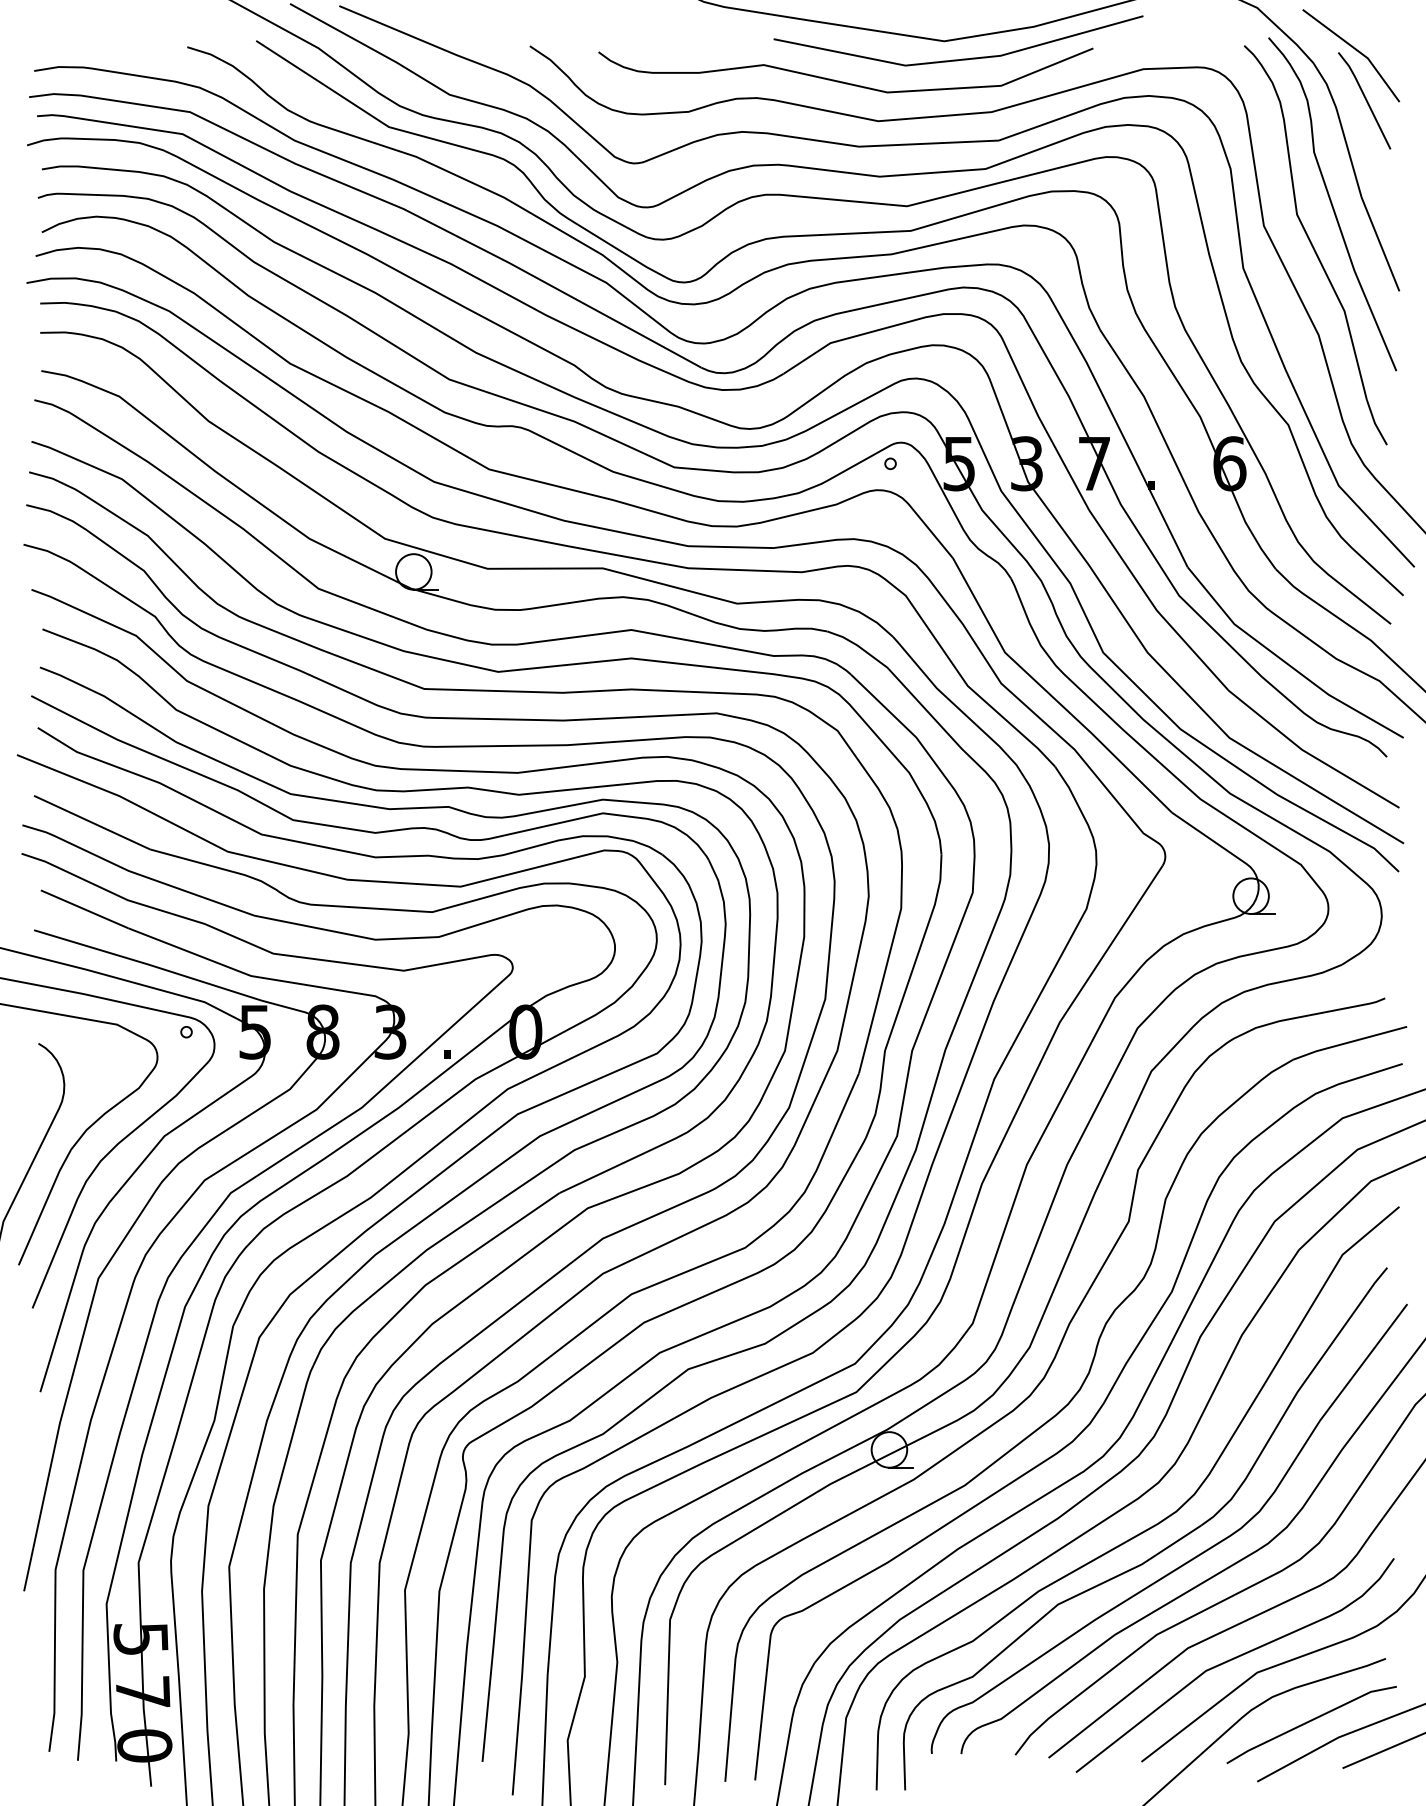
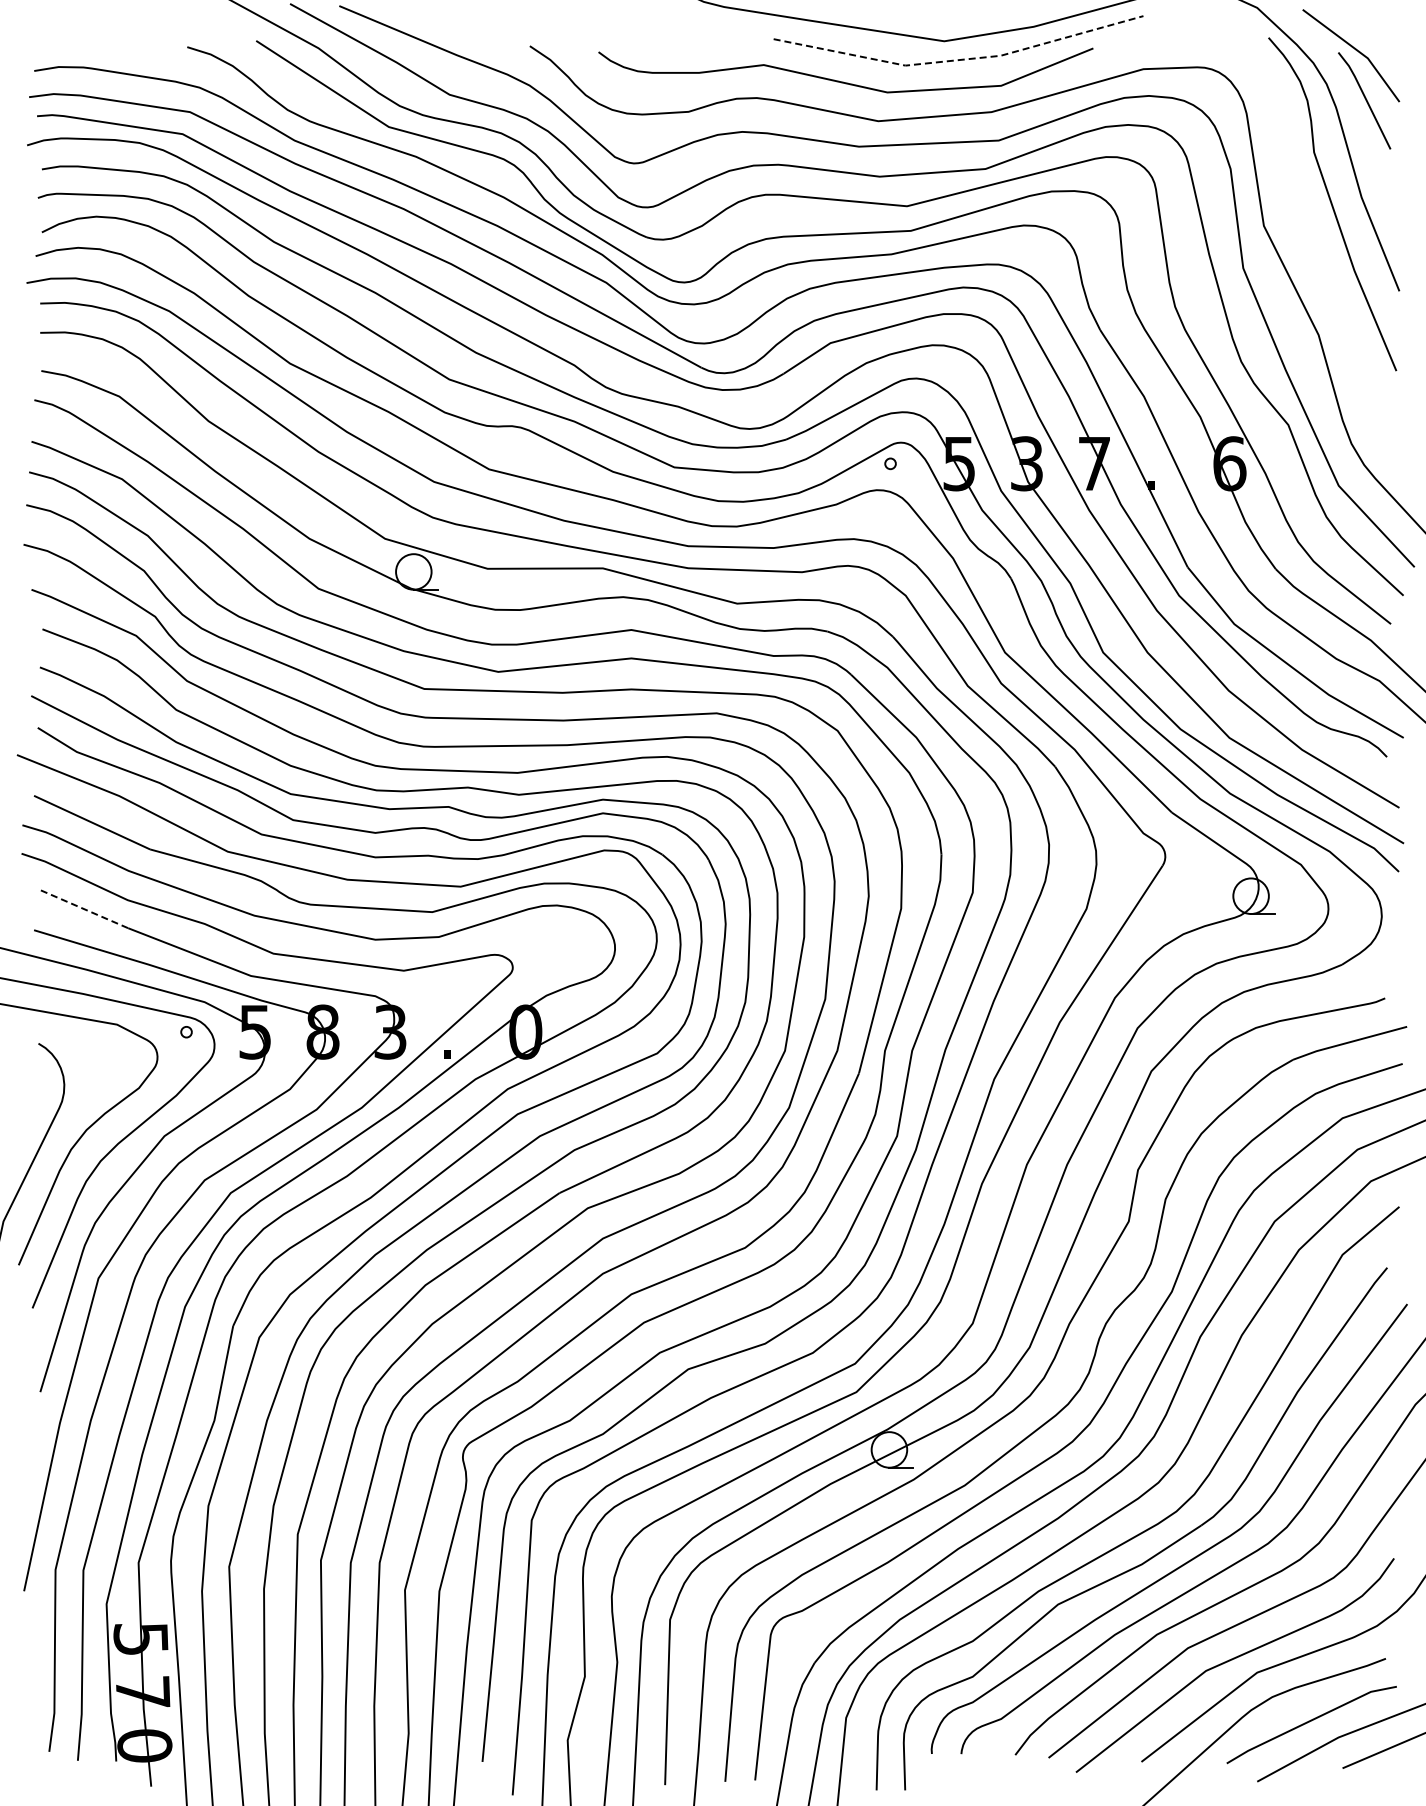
line: solid -> dashed (960, 60)
part: present -> none (1315, 245)
line: solid -> dashed (84, 909)
